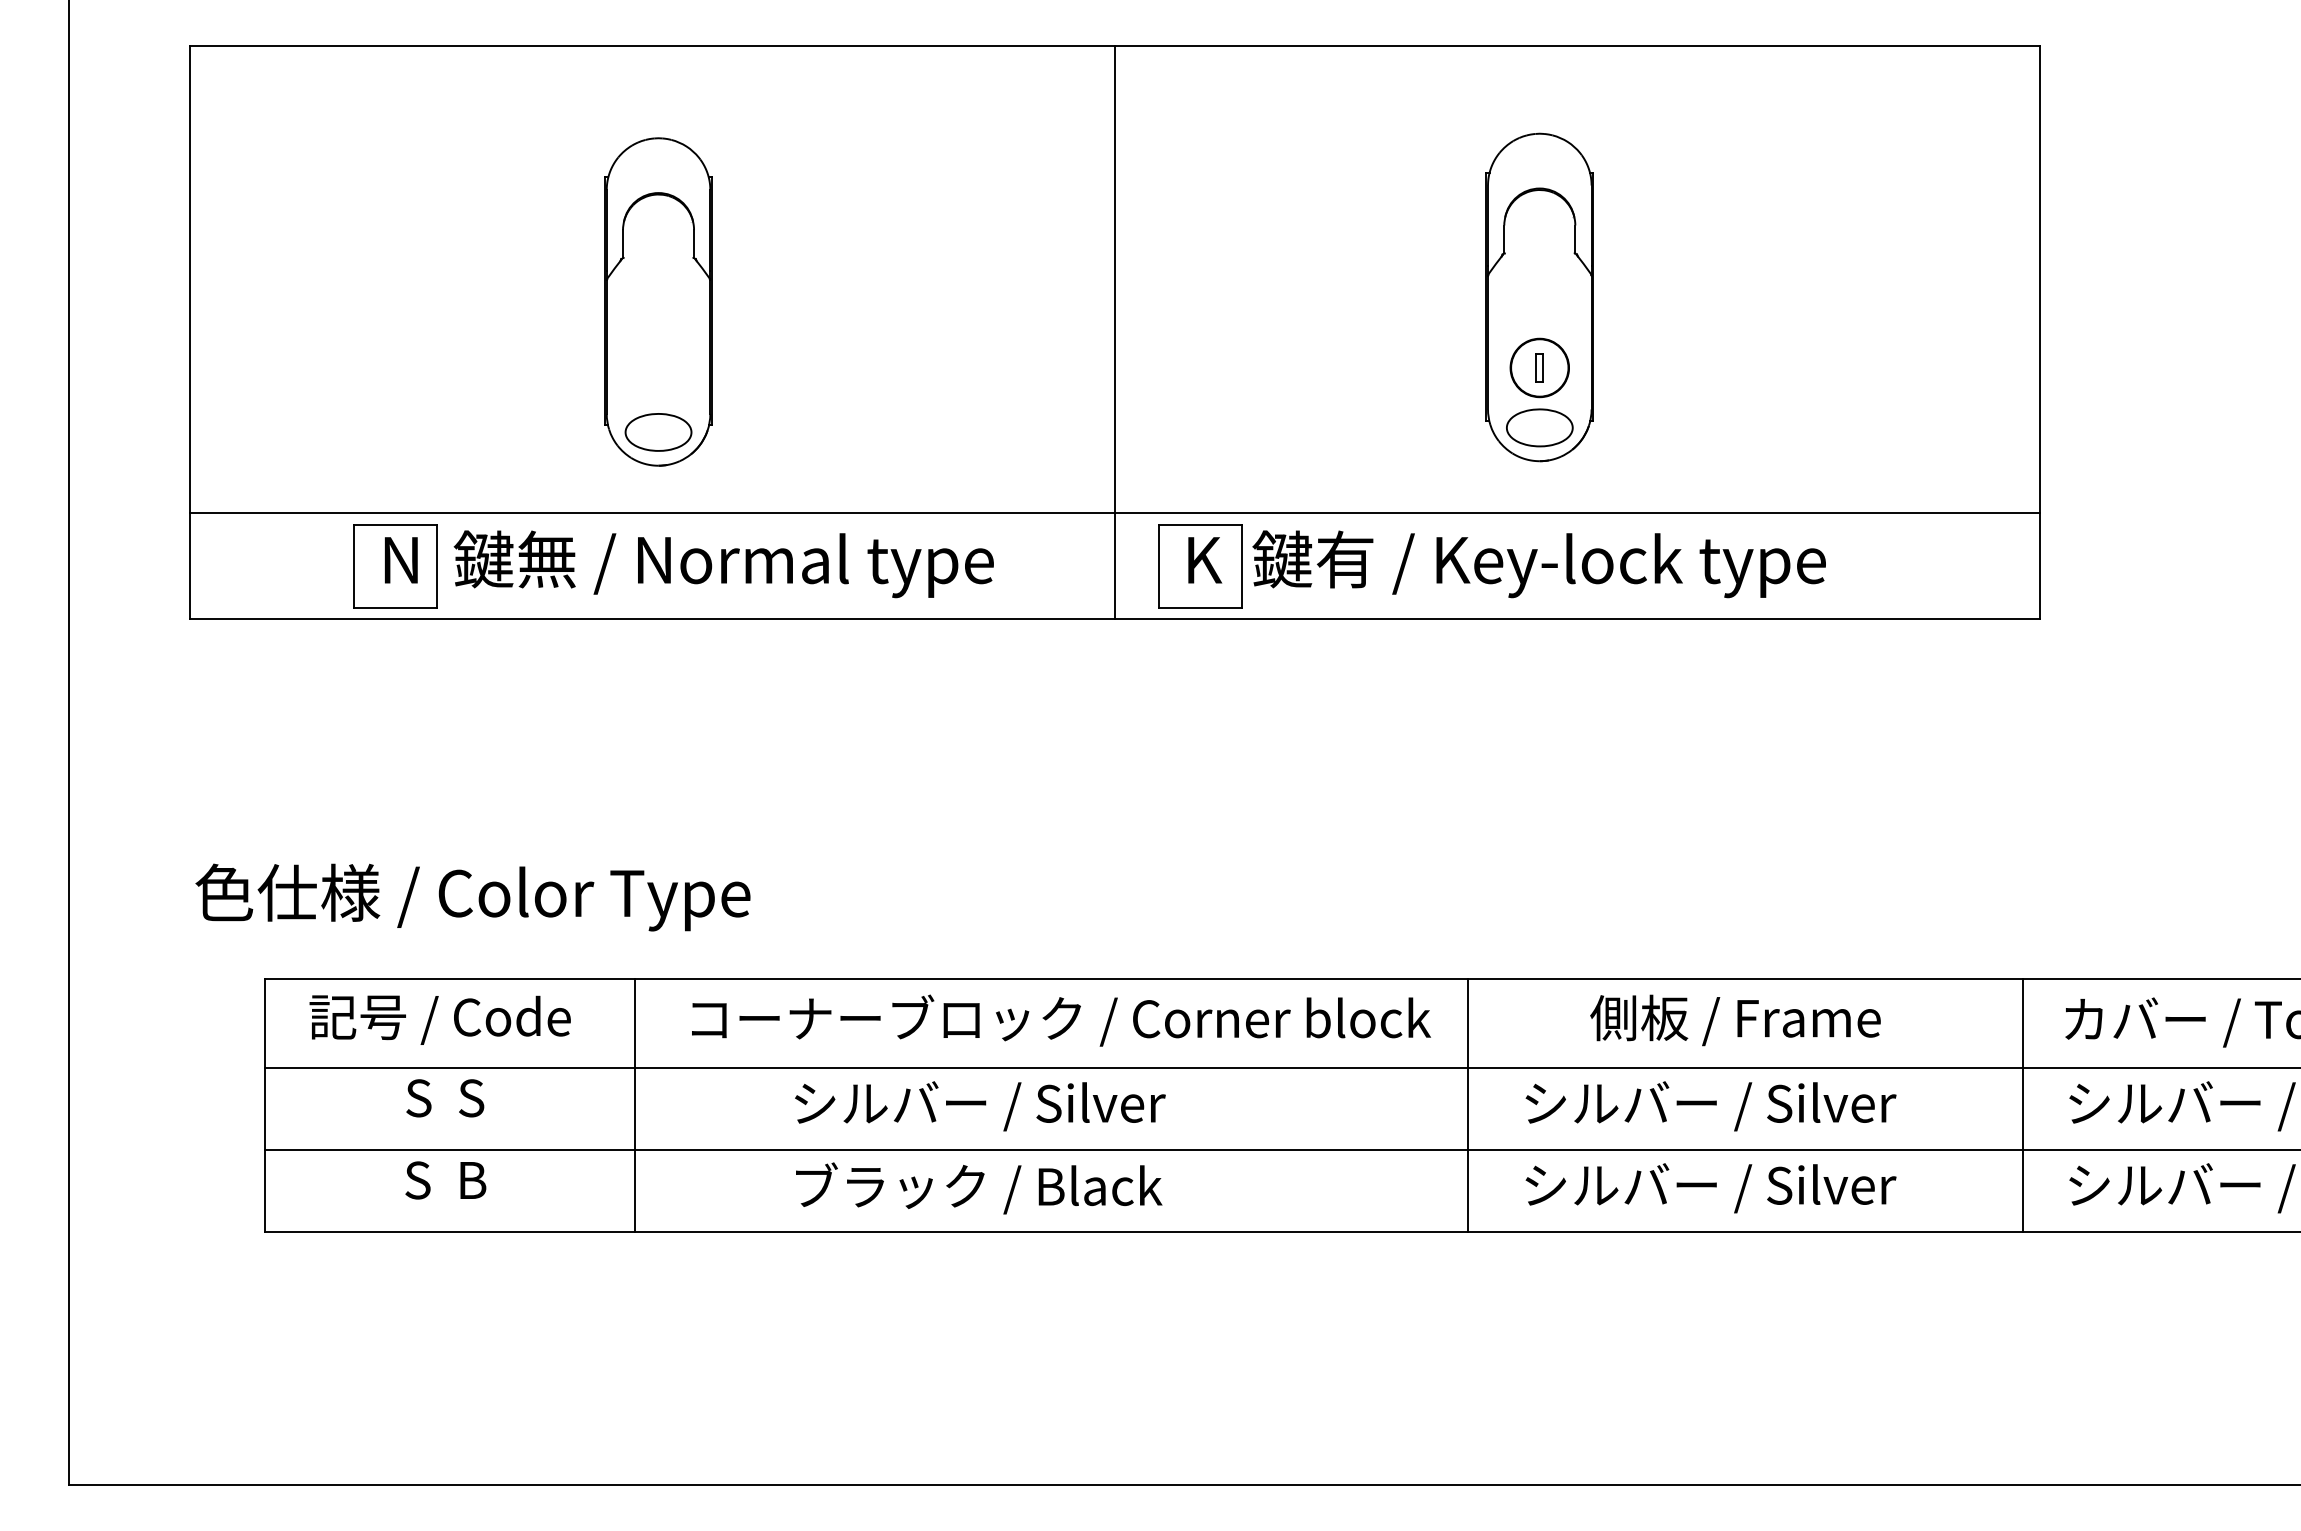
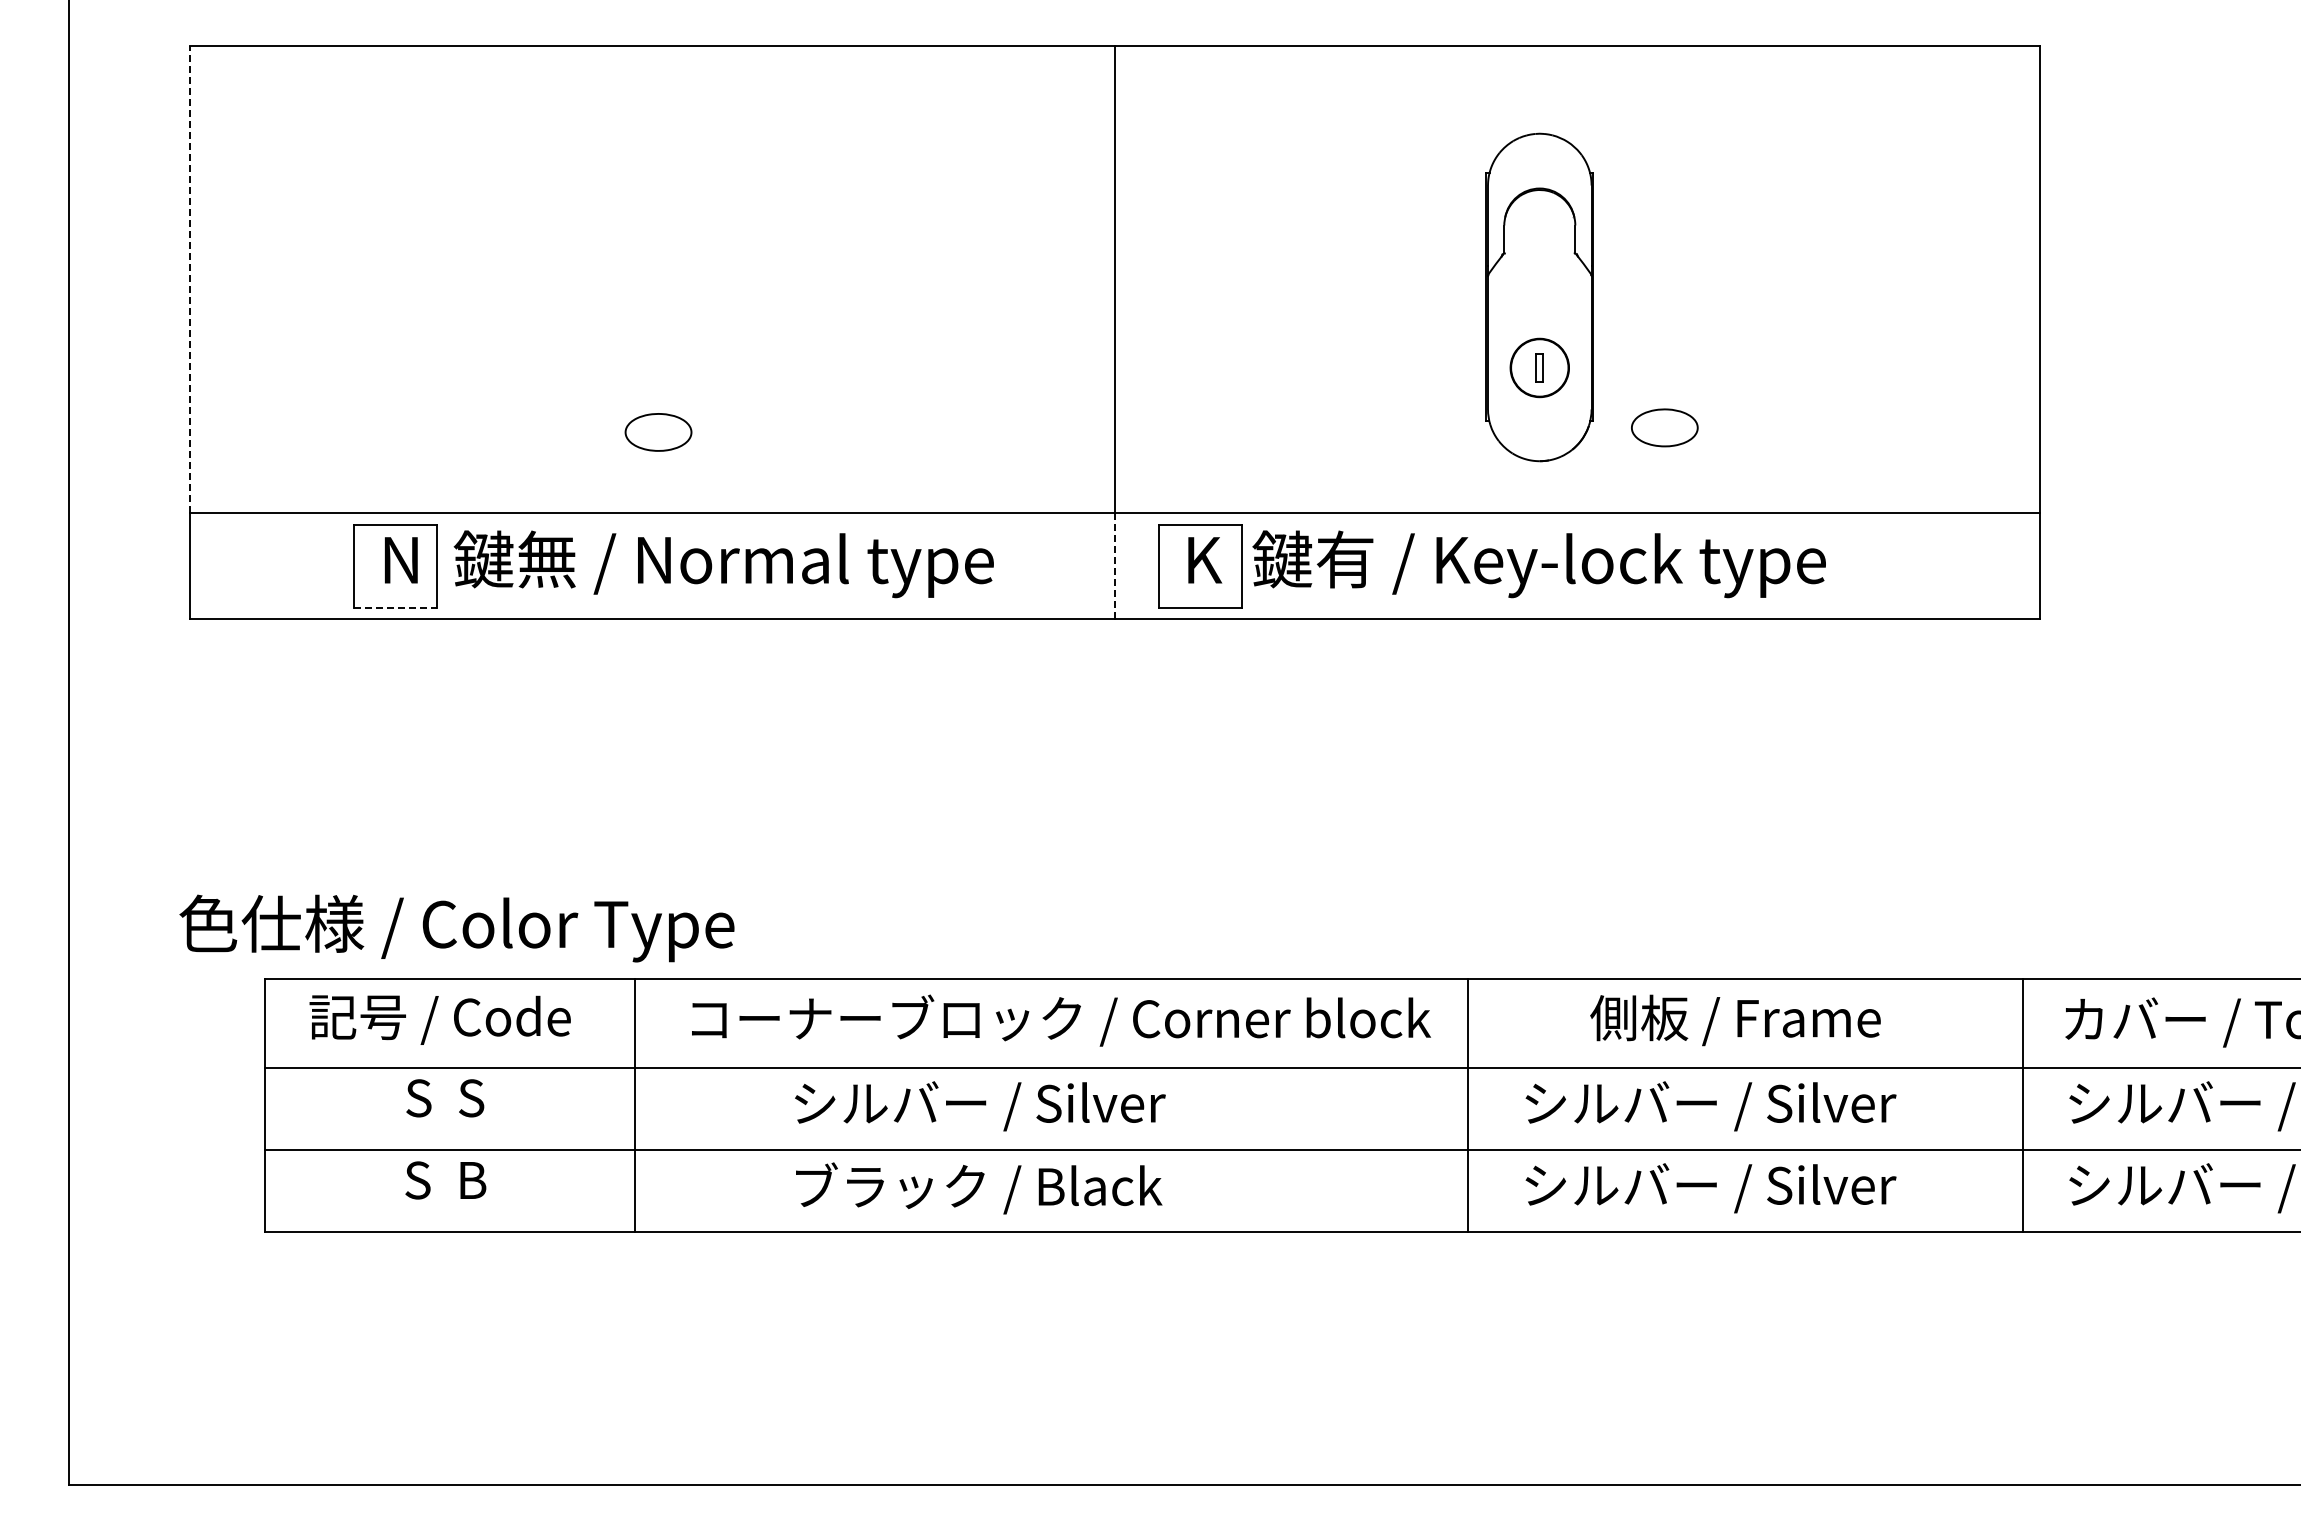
line: solid -> dashed (189, 279)
part: present -> none (658, 301)
part position: (1539, 427) -> (1664, 427) (1664, 427)
line: solid -> dashed (1114, 566)
line: solid -> dashed (395, 607)
text position: (472, 897) -> (456, 928) (456, 928)
